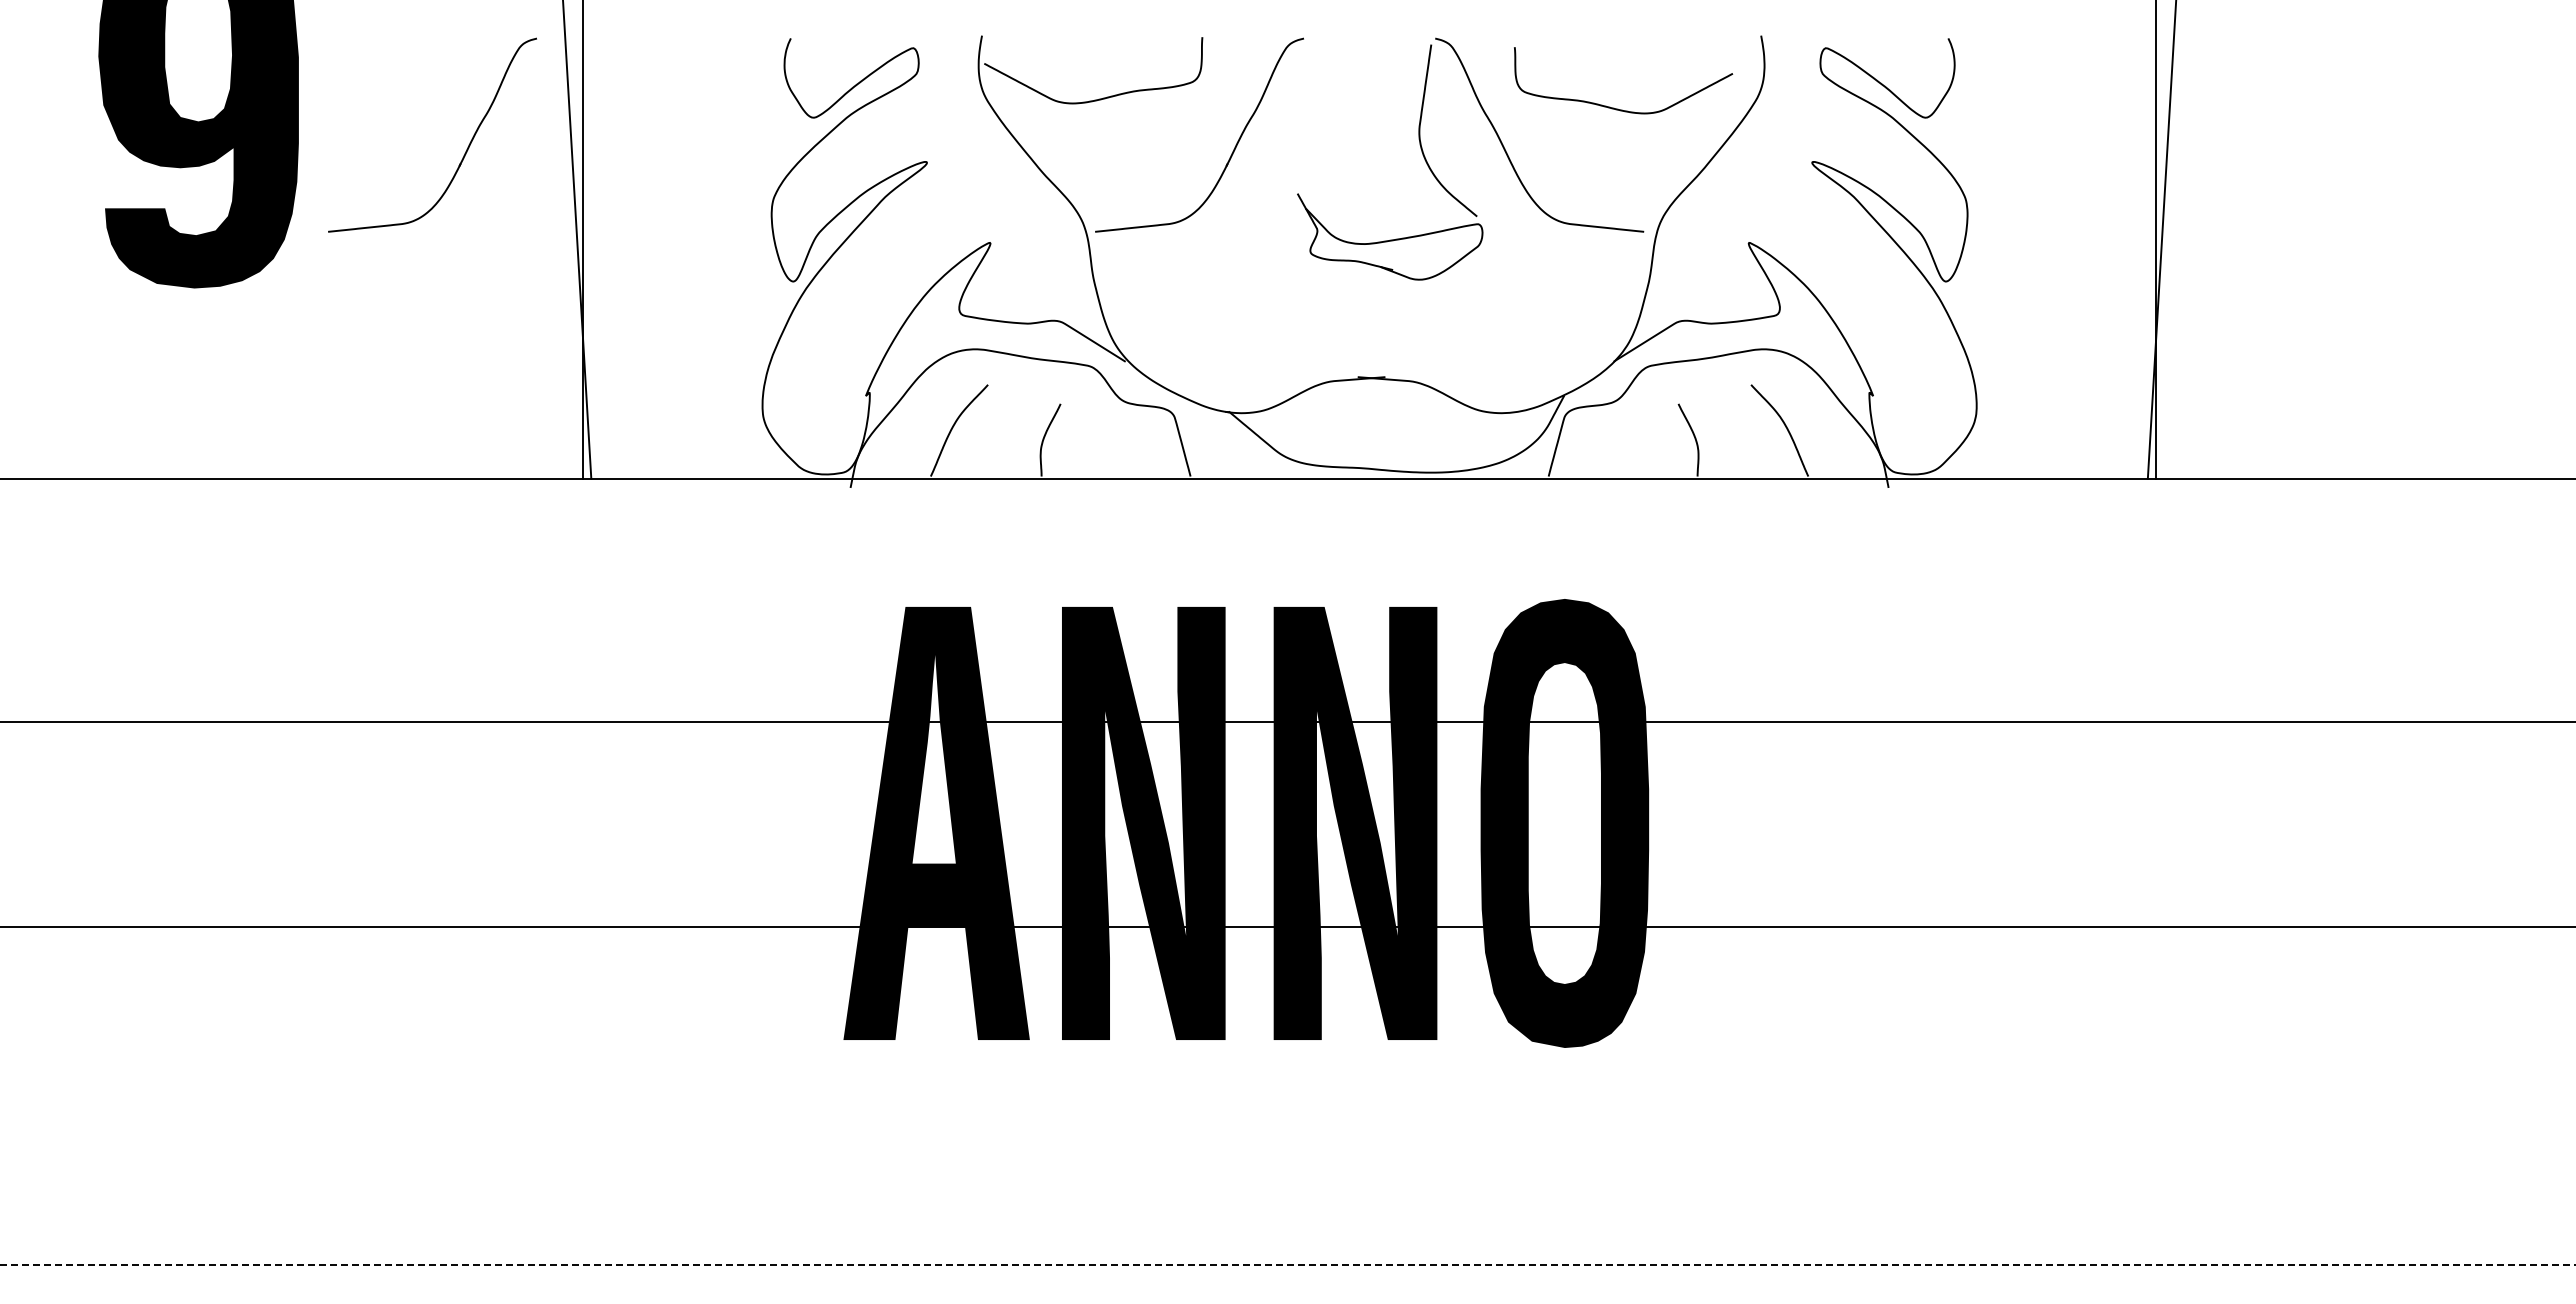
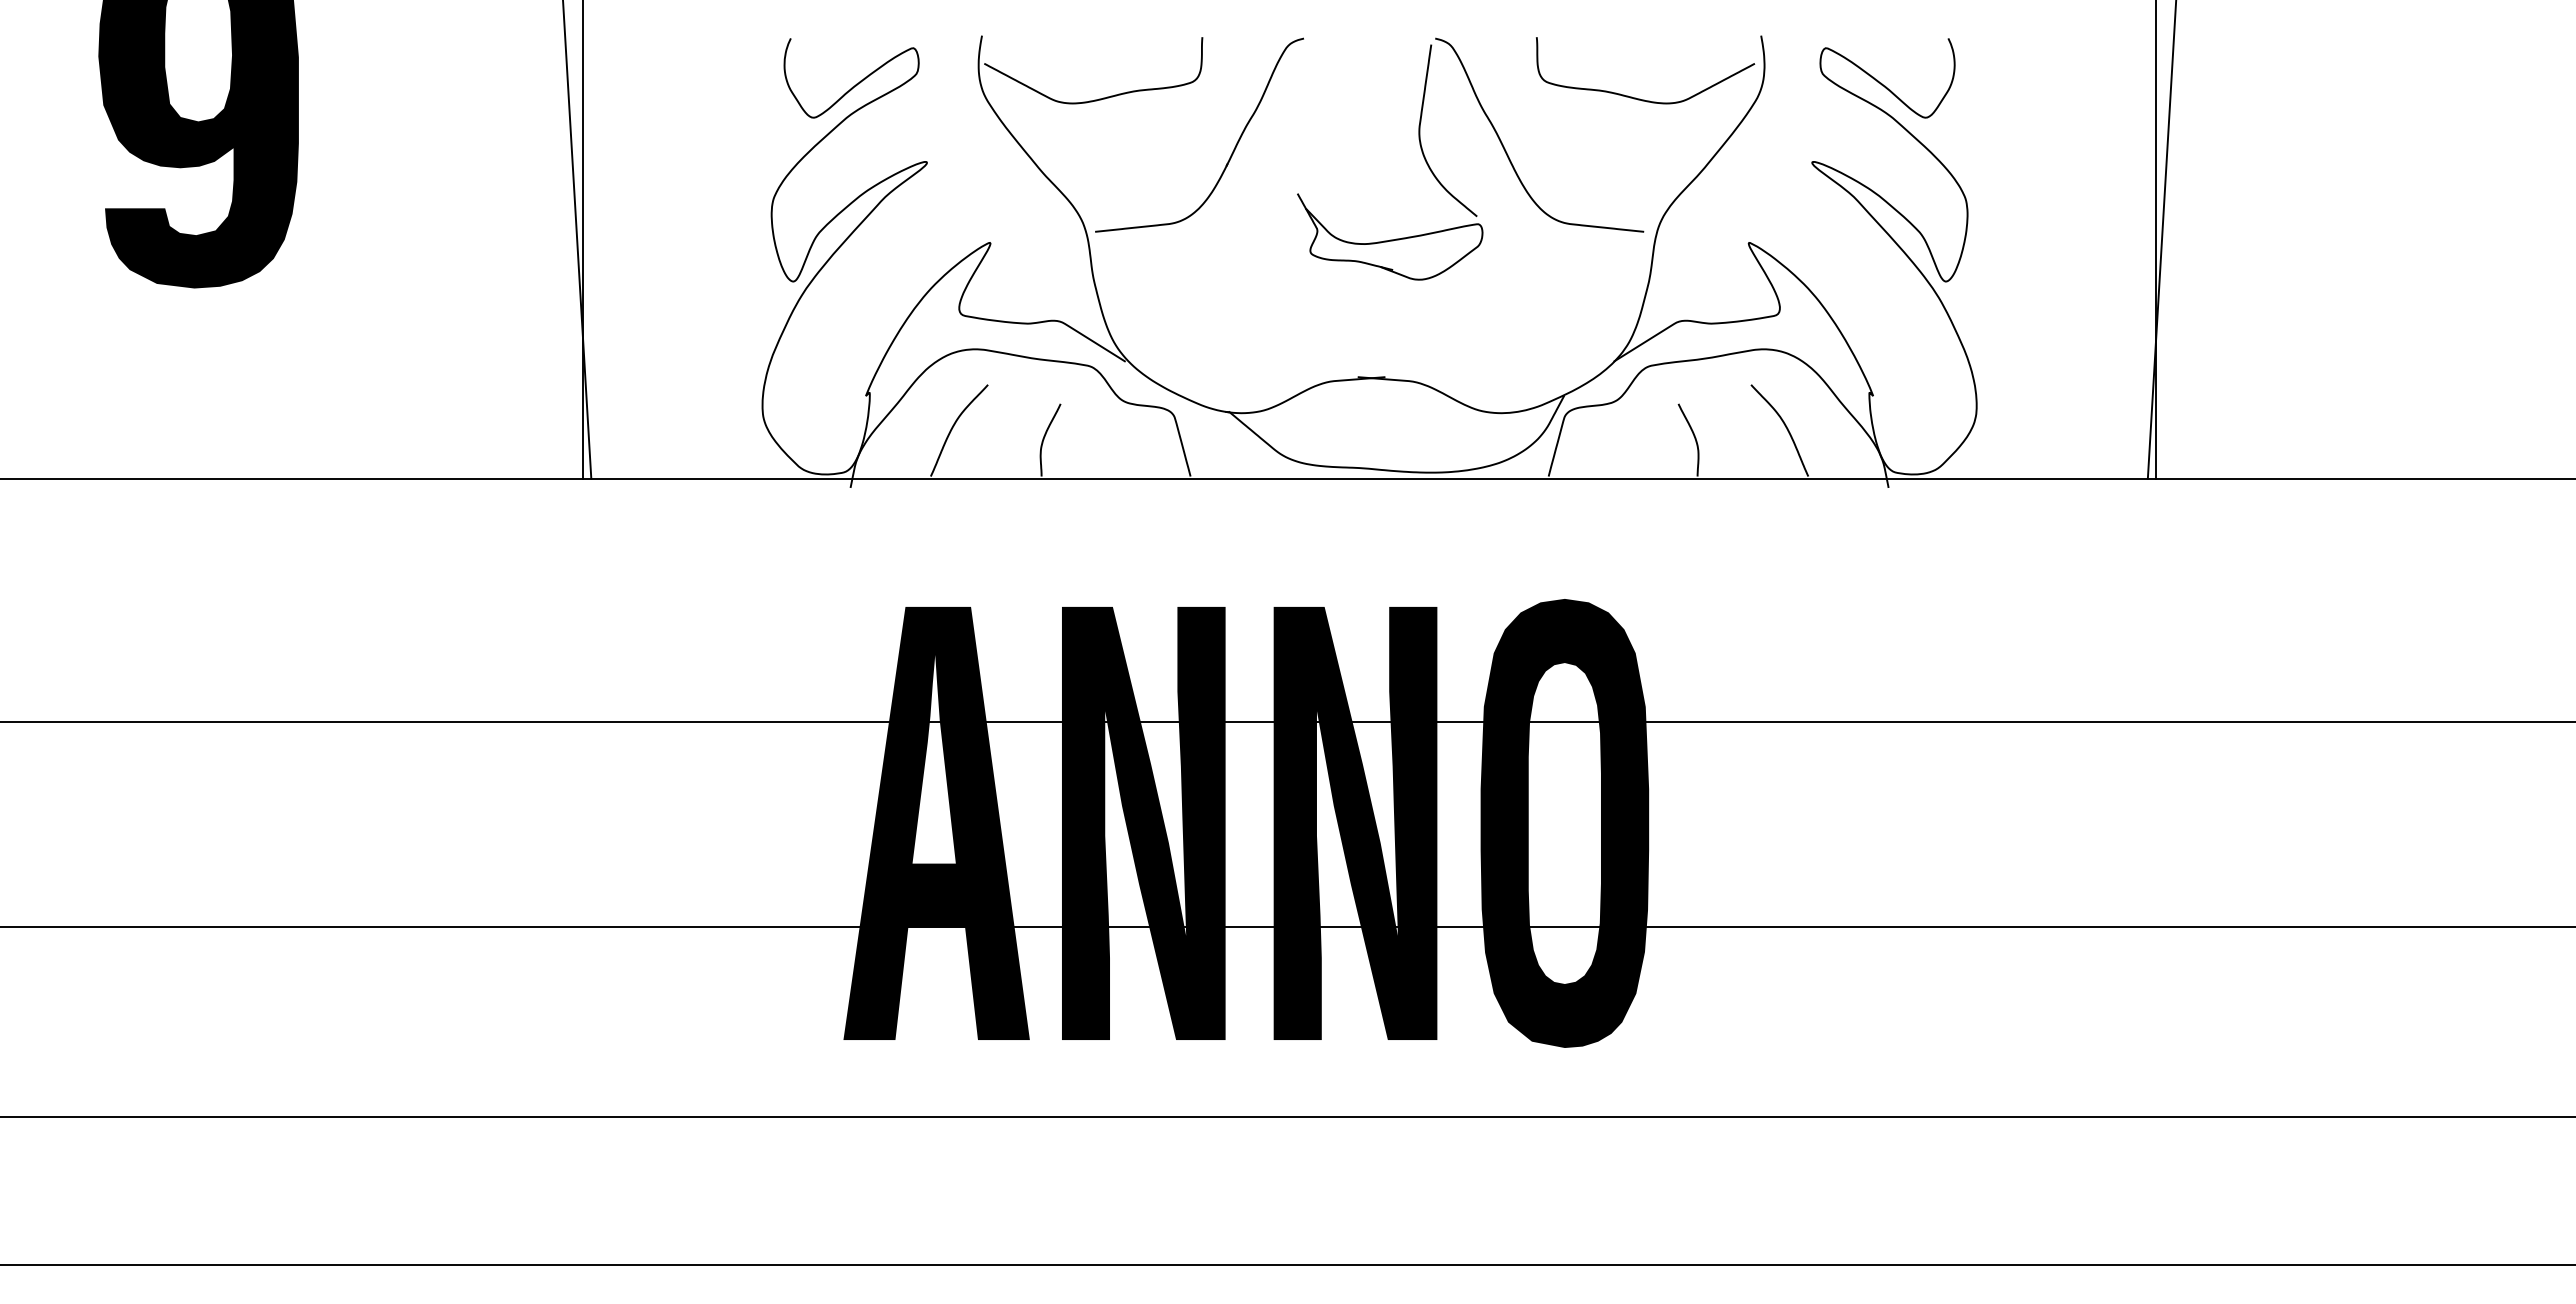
curve position: (1618, 108) -> (1640, 98) (1640, 98)
part: present -> none (465, 151)
line: none -> present (1287, 1117)
line: dashed -> solid (1288, 1265)
